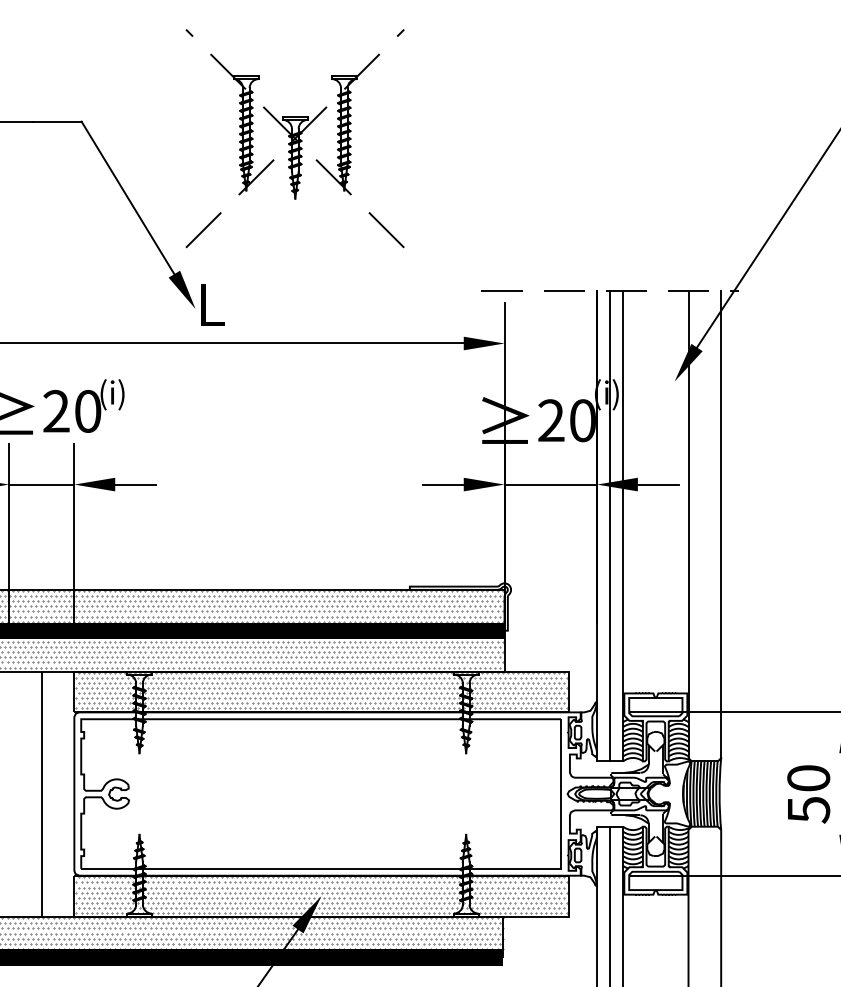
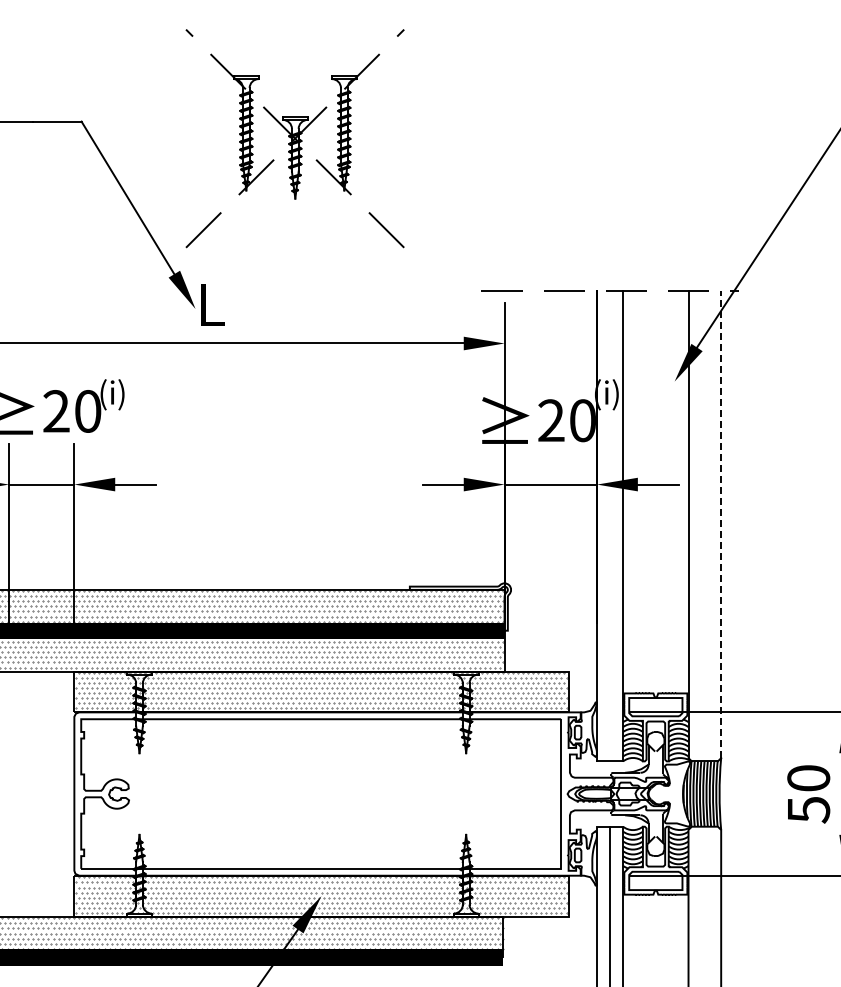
line: solid -> dashed (721, 524)
line: present -> none (610, 525)
line: present -> none (41, 793)
